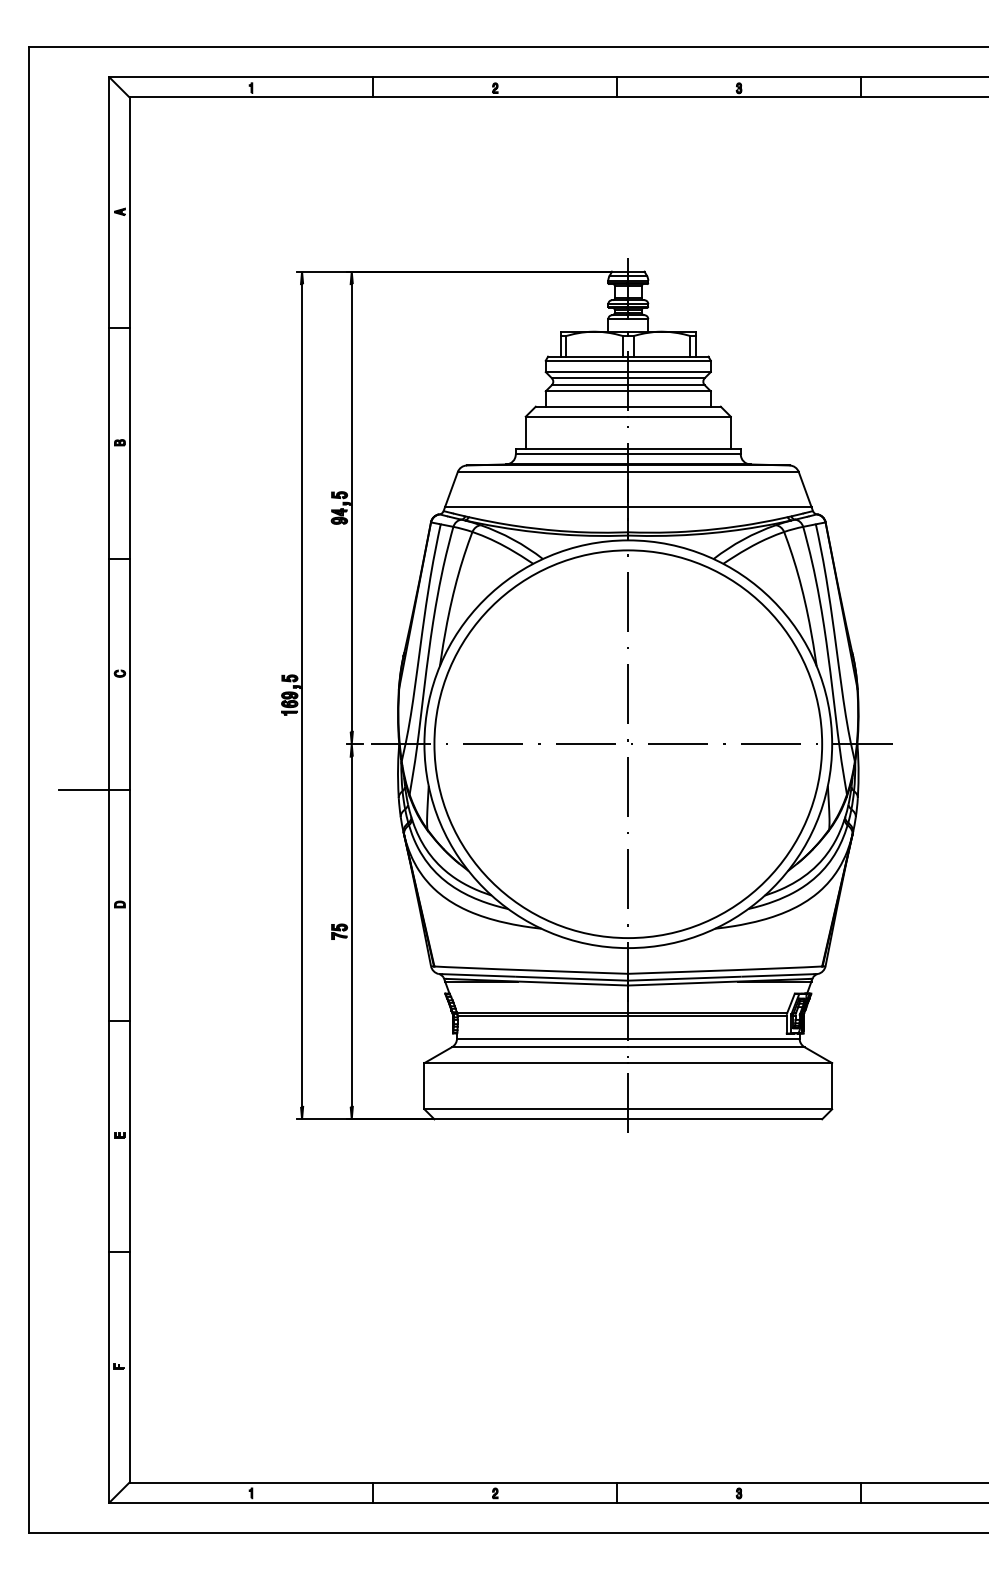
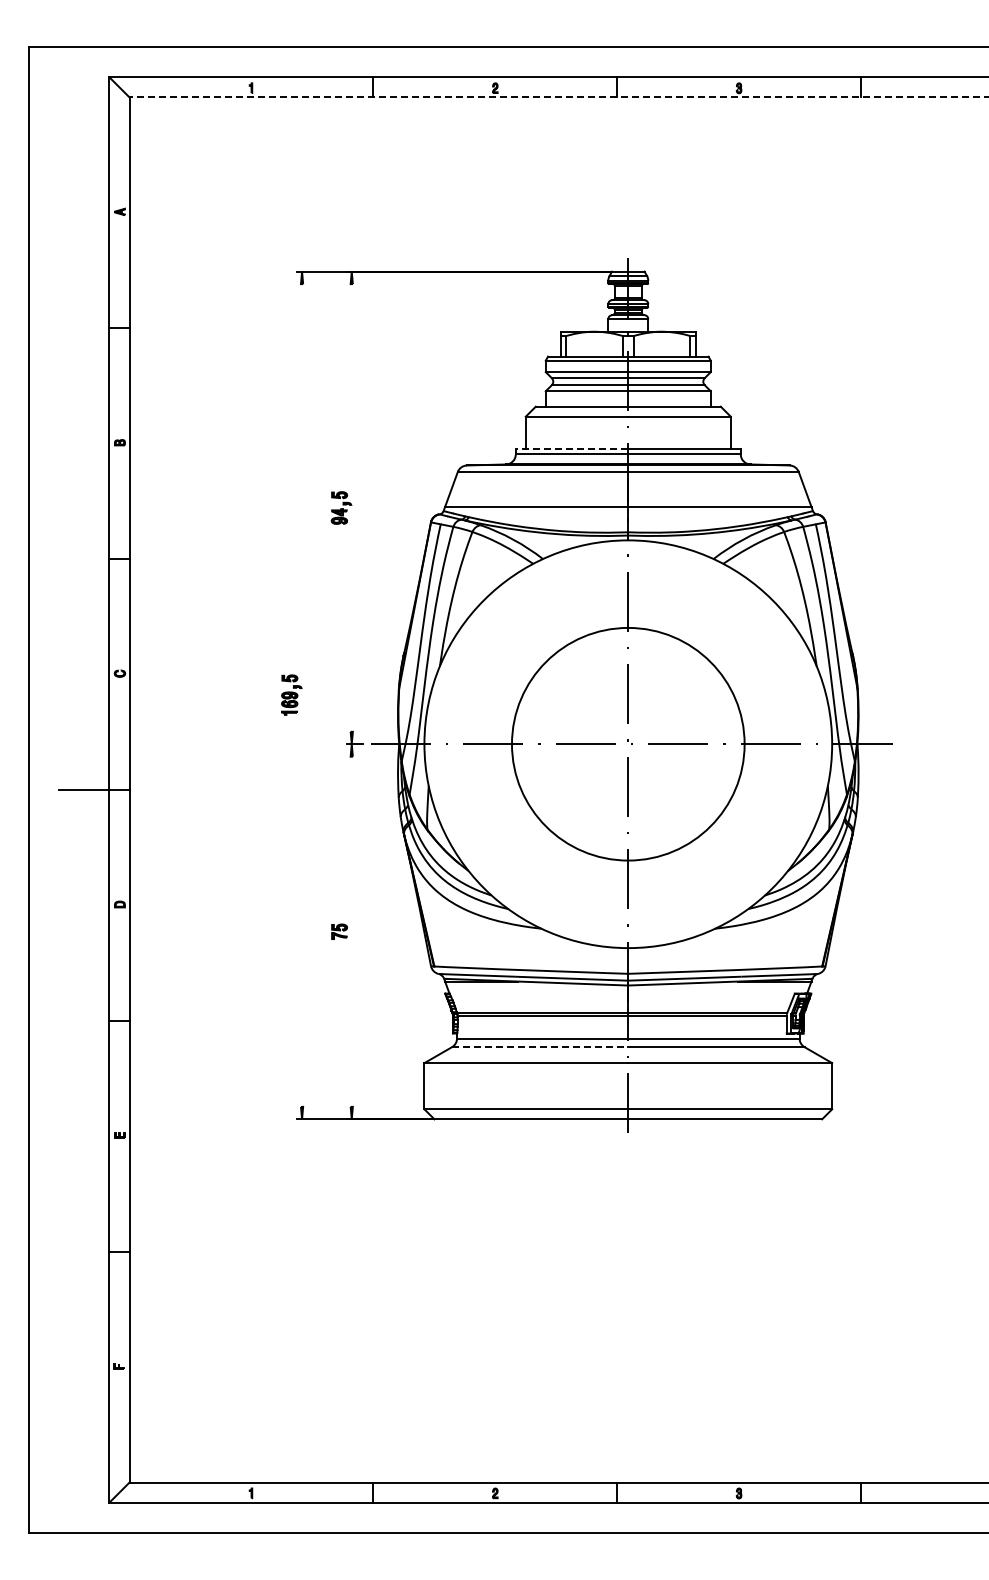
line: solid -> dashed (558, 97)
line: solid -> dashed (571, 449)
line: present -> none (351, 507)
line: present -> none (302, 695)
circle diameter: 388 px -> 233 px (627, 743)
line: present -> none (351, 931)
line: solid -> dashed (540, 1047)
